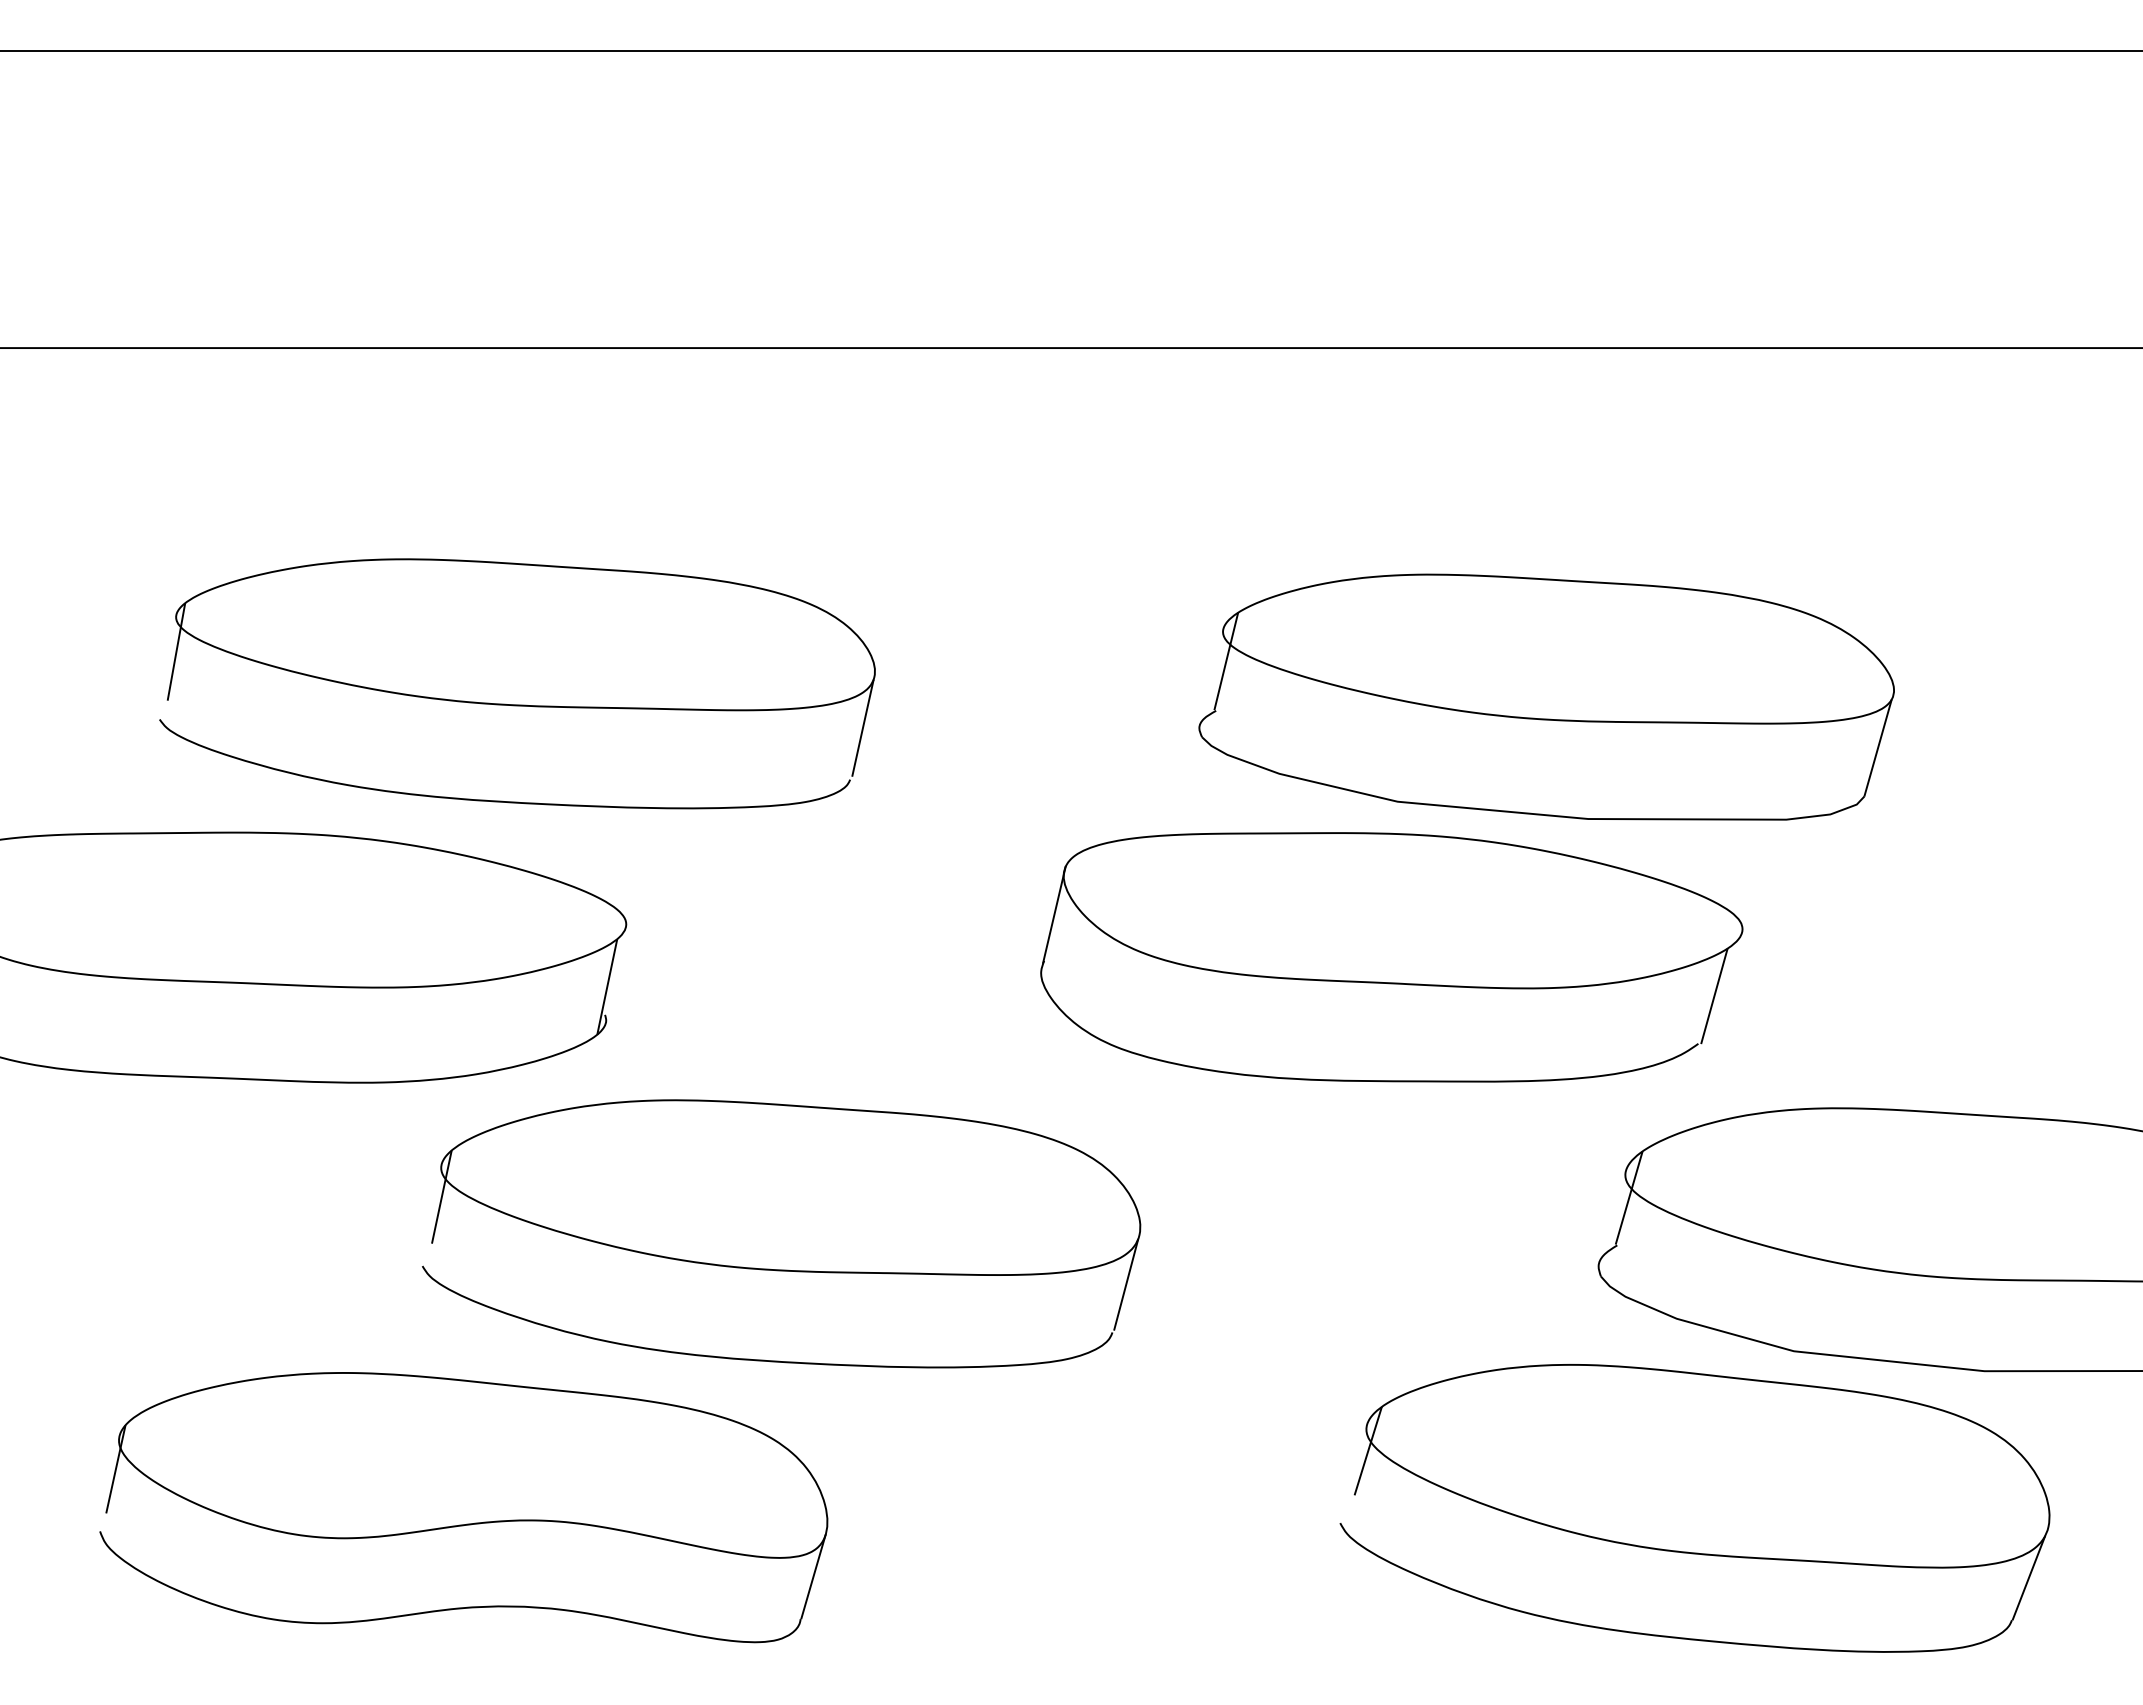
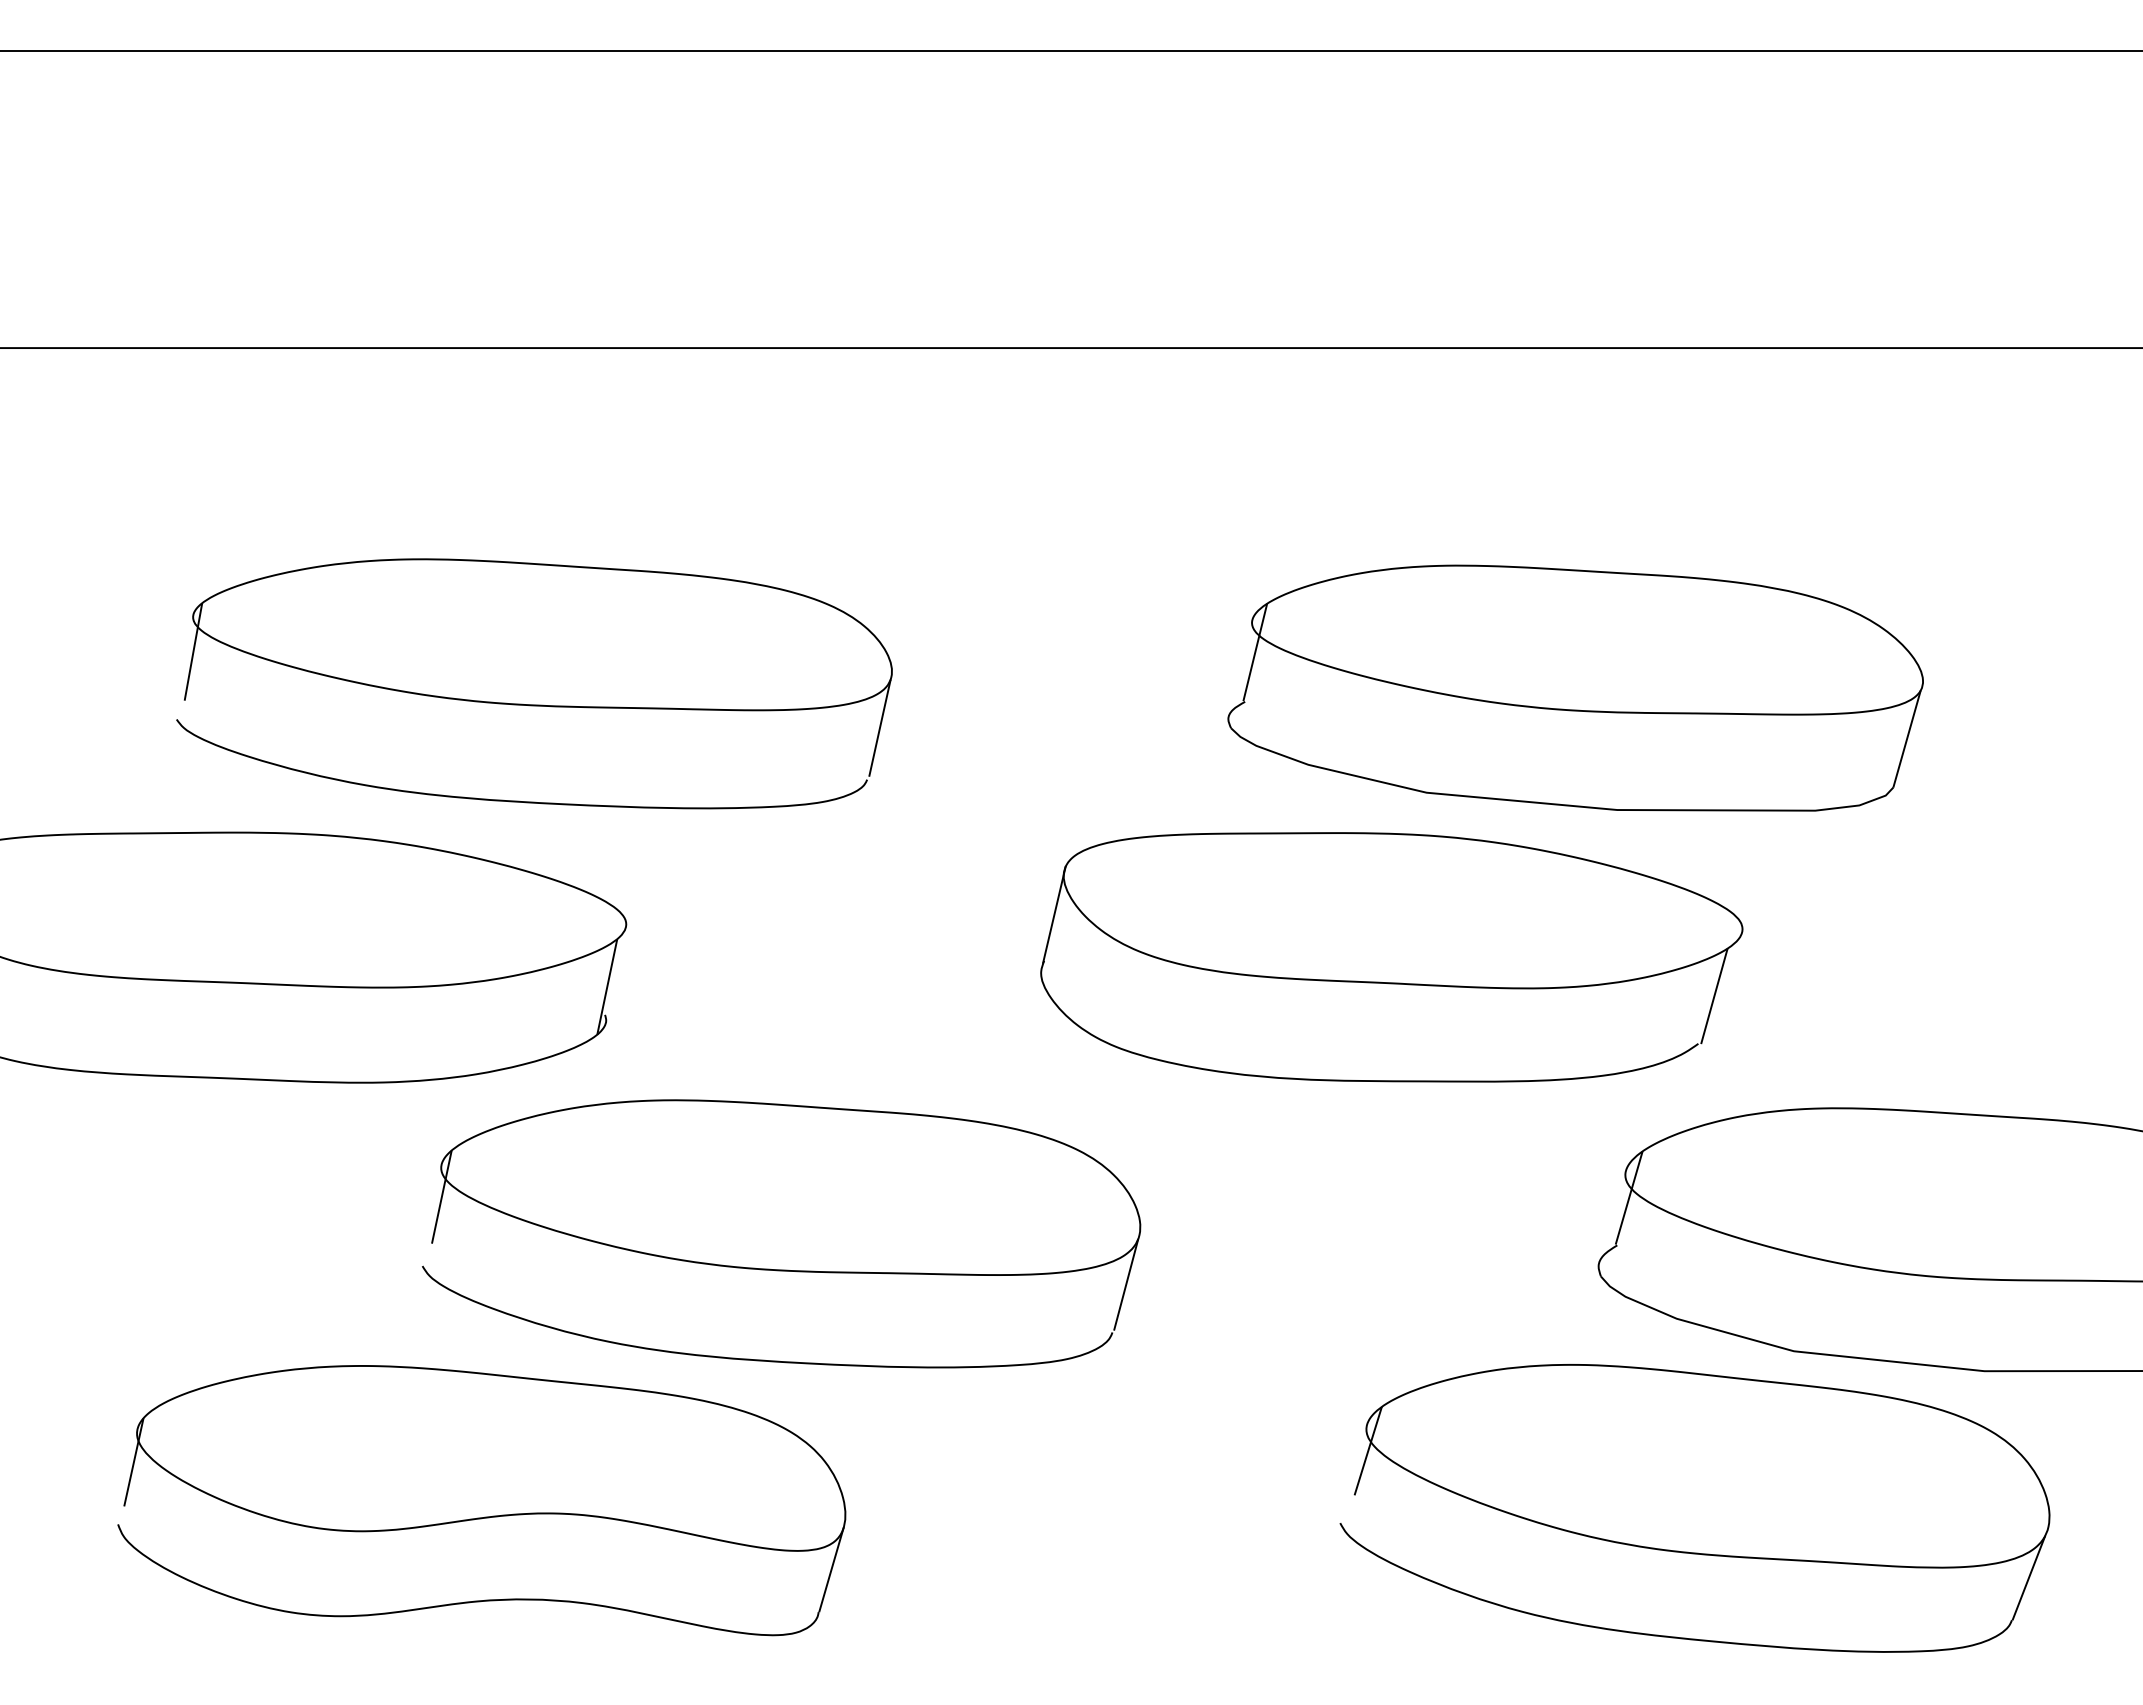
part position: (517, 683) -> (534, 683) (534, 683)
part position: (1546, 696) -> (1575, 687) (1575, 687)
part position: (463, 1507) -> (481, 1500) (481, 1500)
